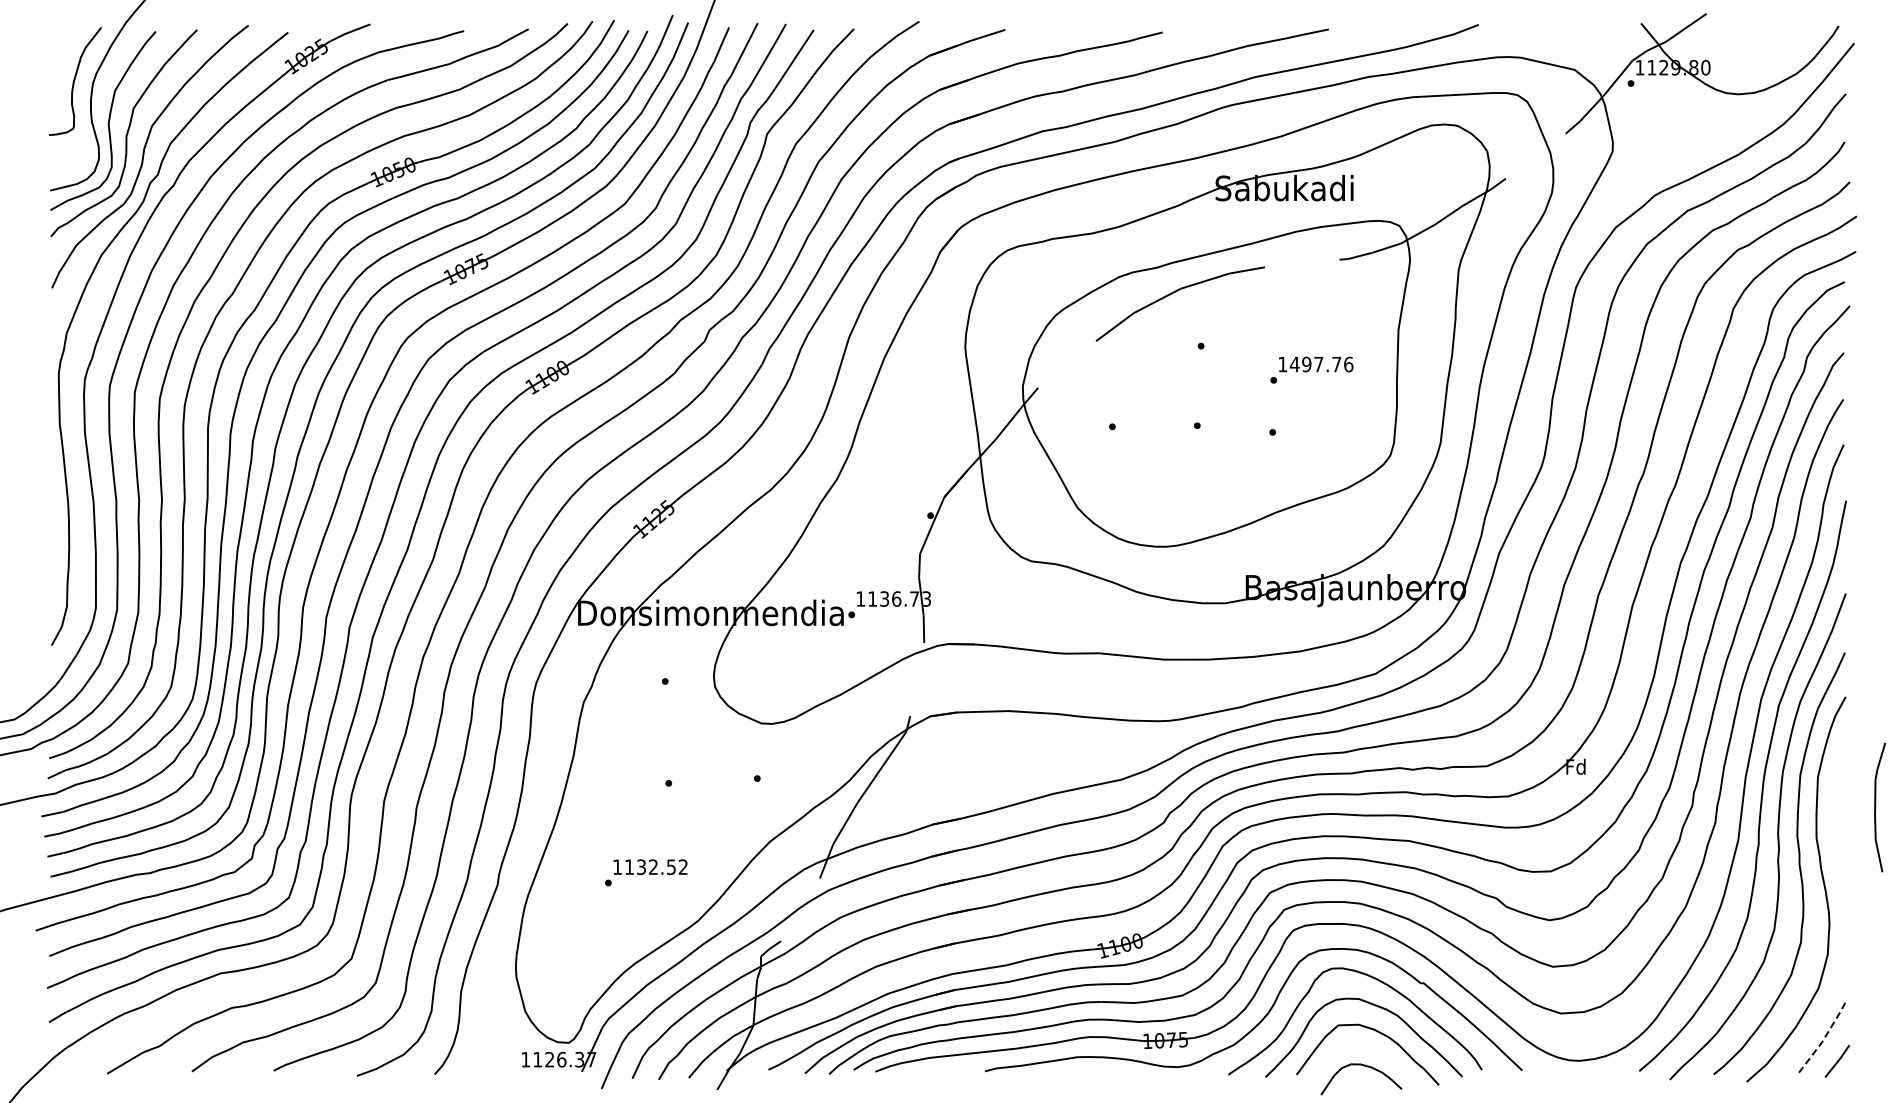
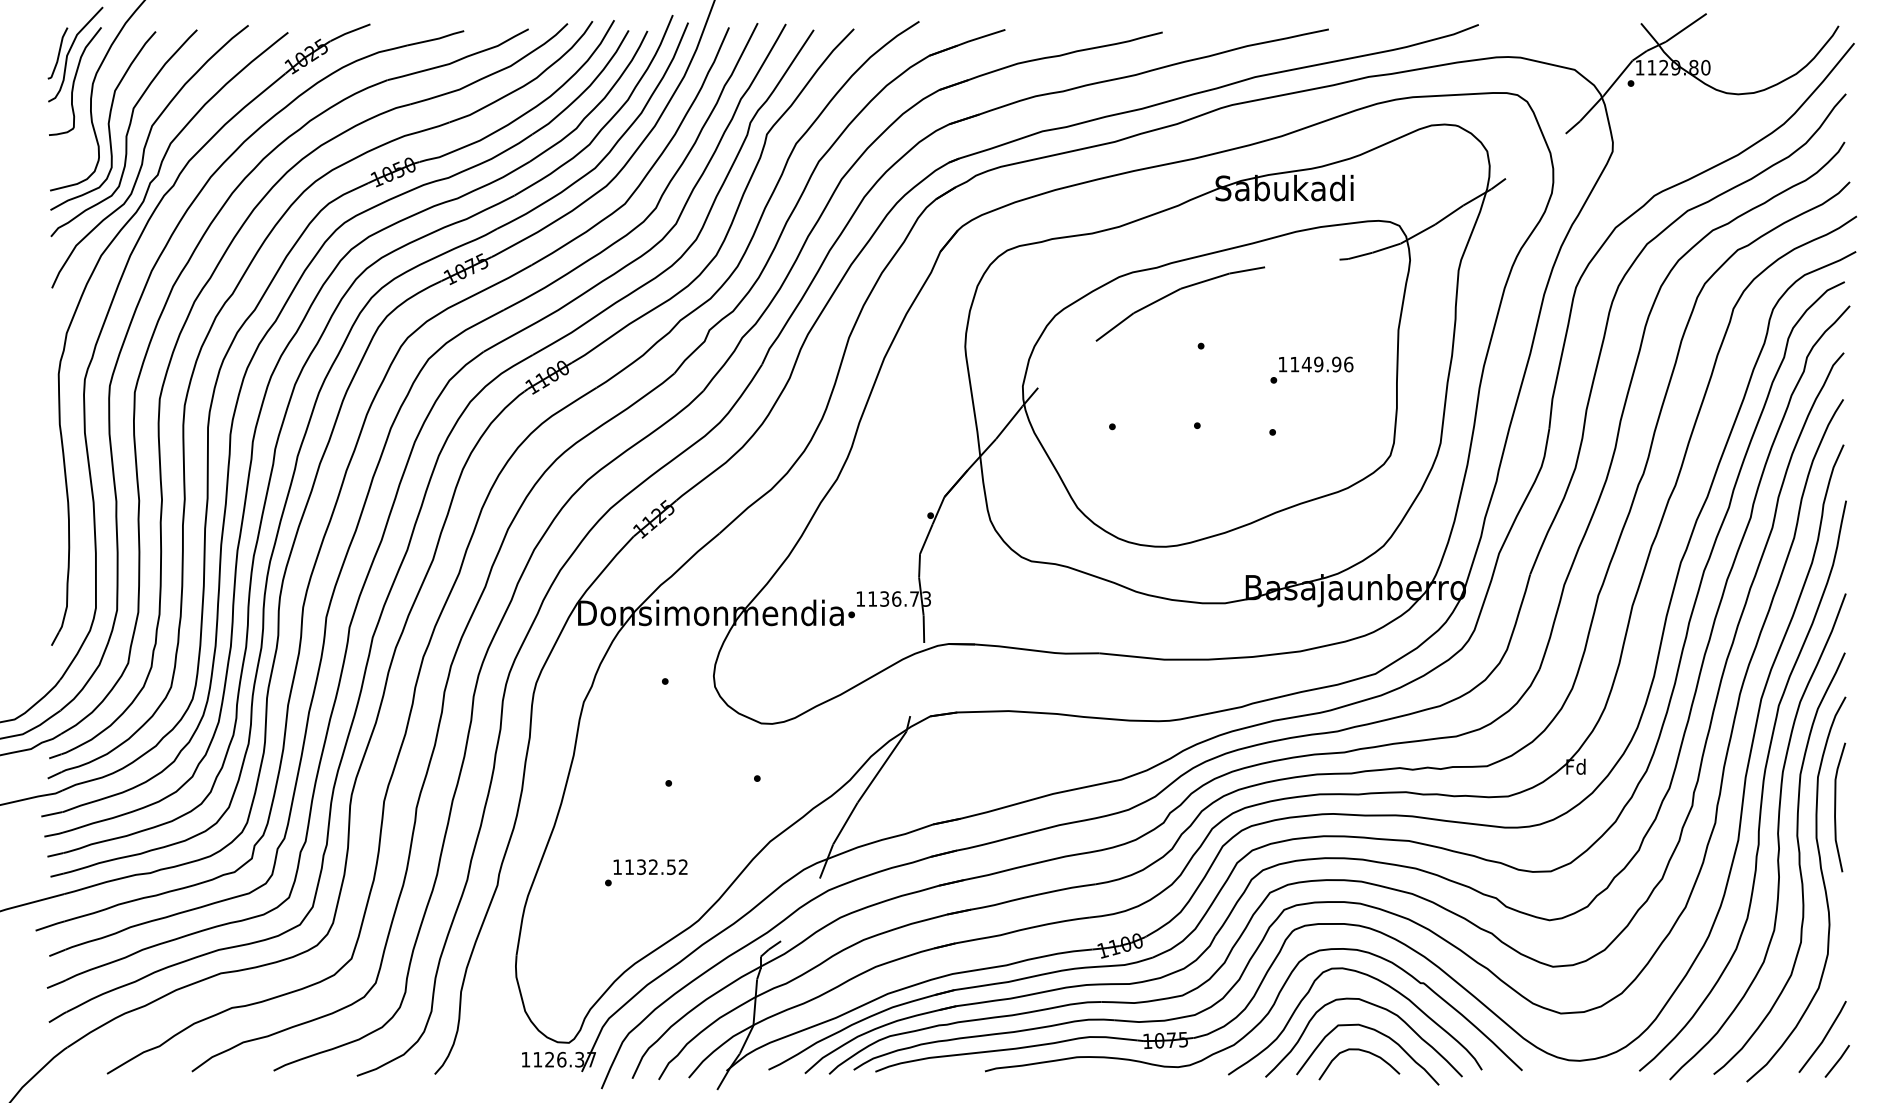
part: none -> present (75, 54)
text: 1497.76 -> 1149.96 (1315, 364)
curve position: (1876, 807) -> (1836, 807) (1836, 807)
line: dashed -> solid (1824, 1038)
curve position: (1363, 1066) -> (1361, 1051) (1361, 1051)
